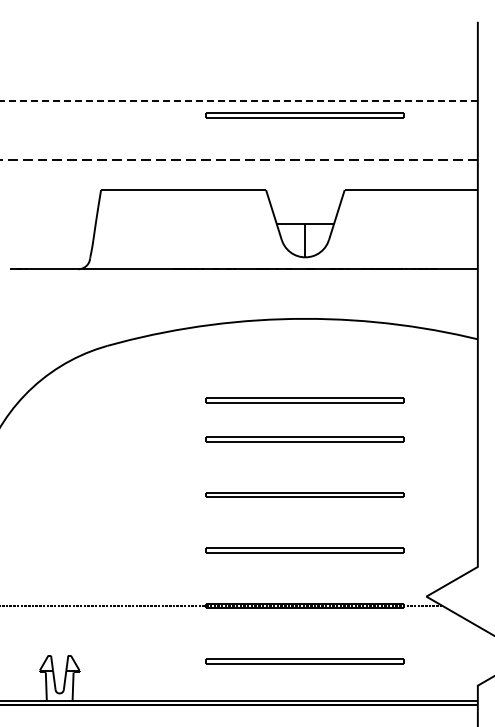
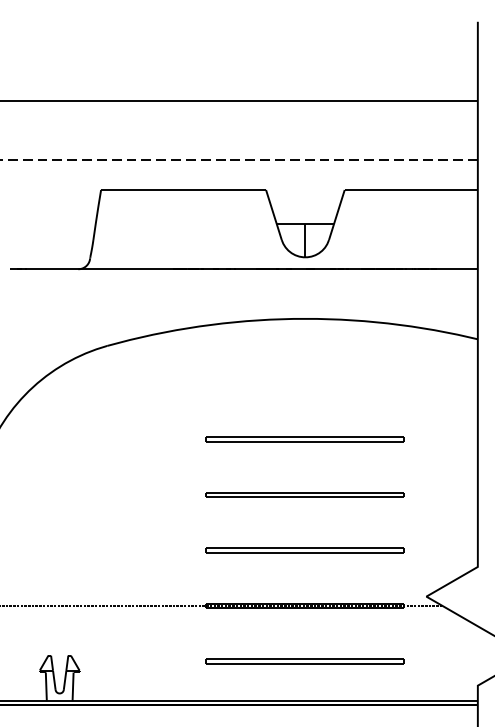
line: dashed -> solid (238, 100)
part: present -> none (304, 115)
part: present -> none (304, 400)
